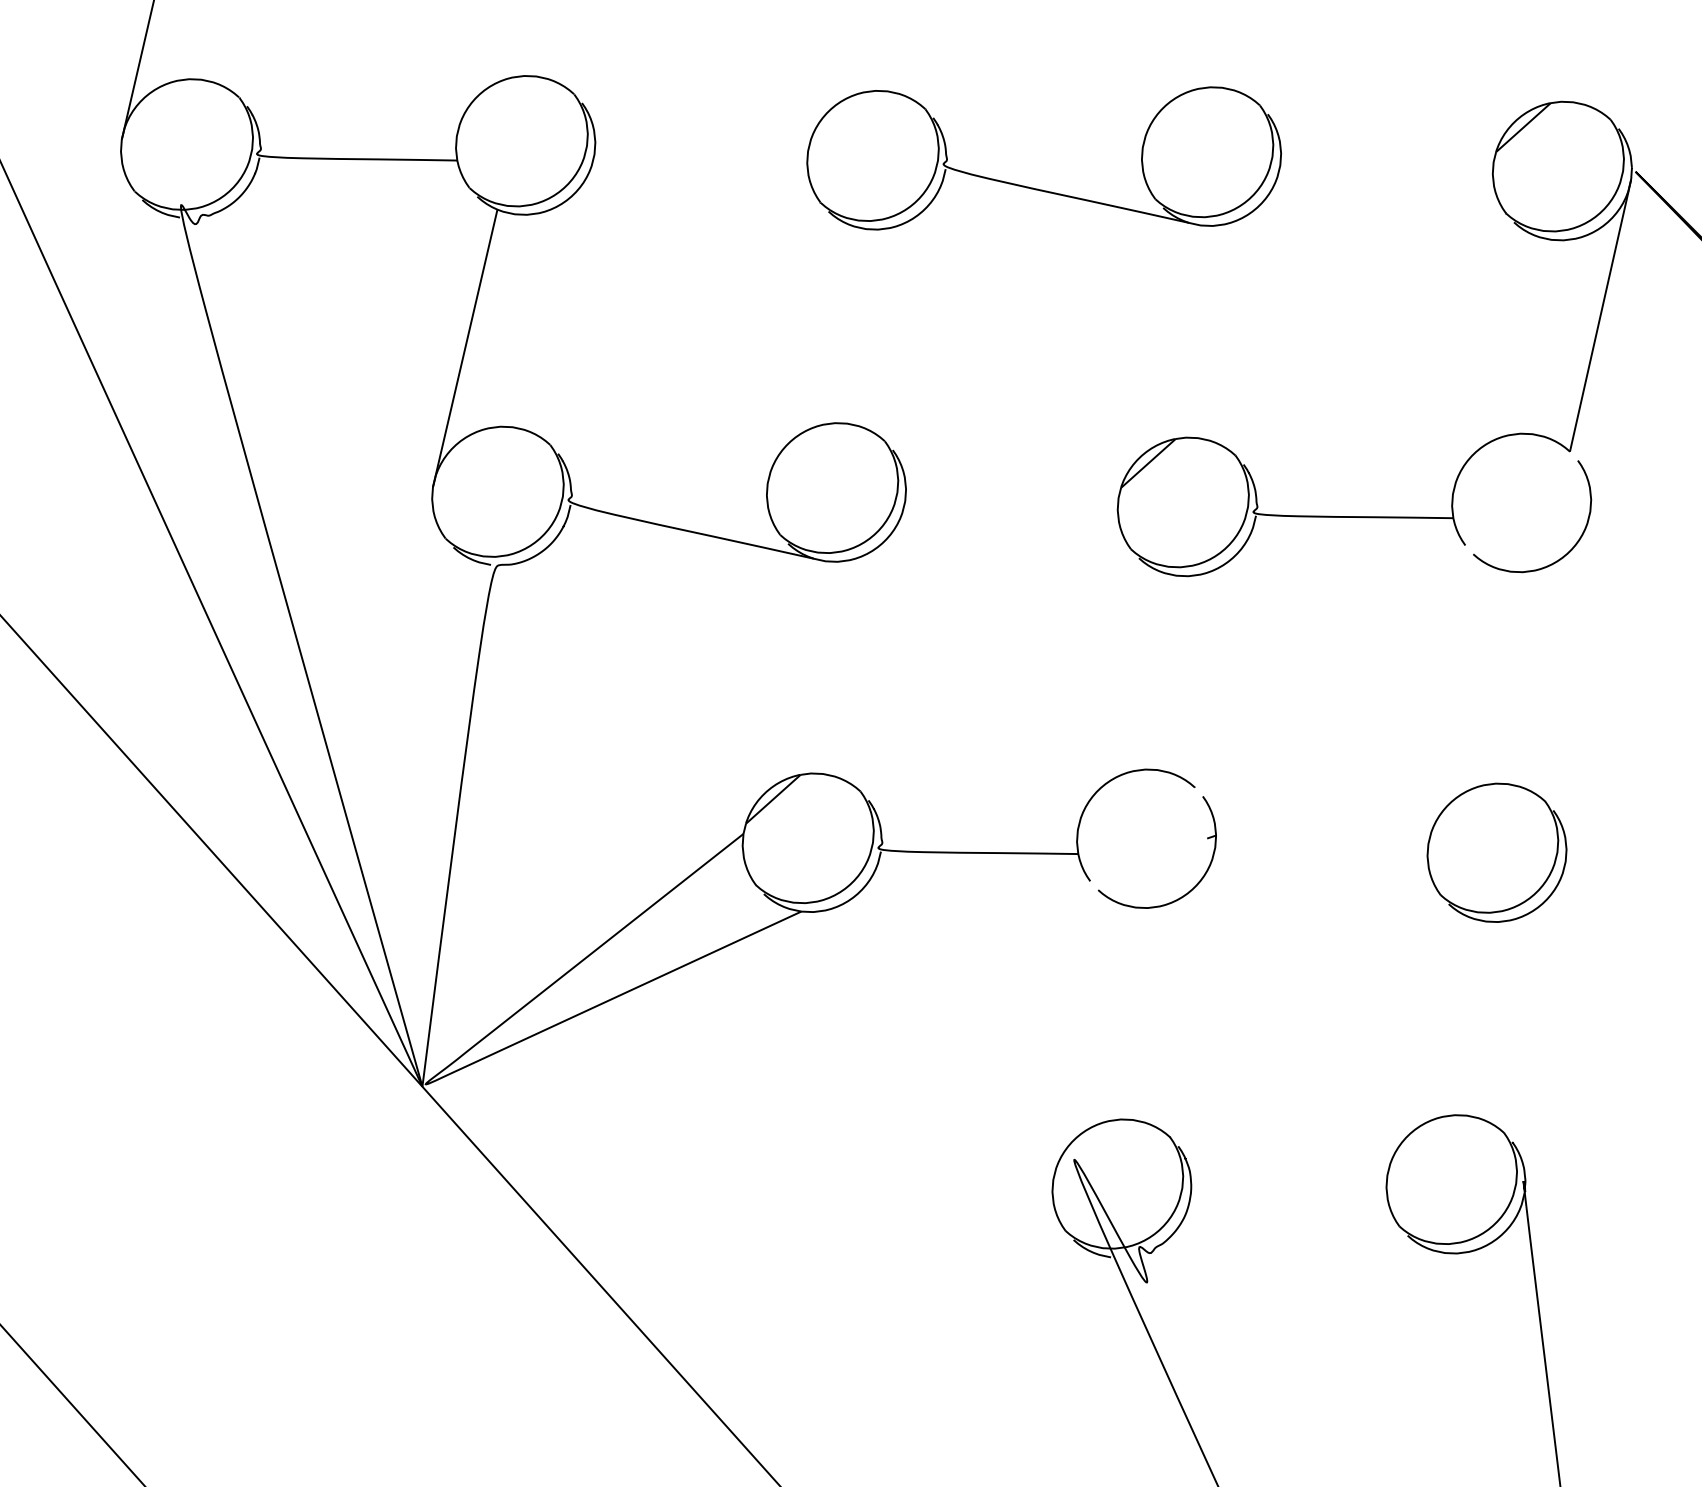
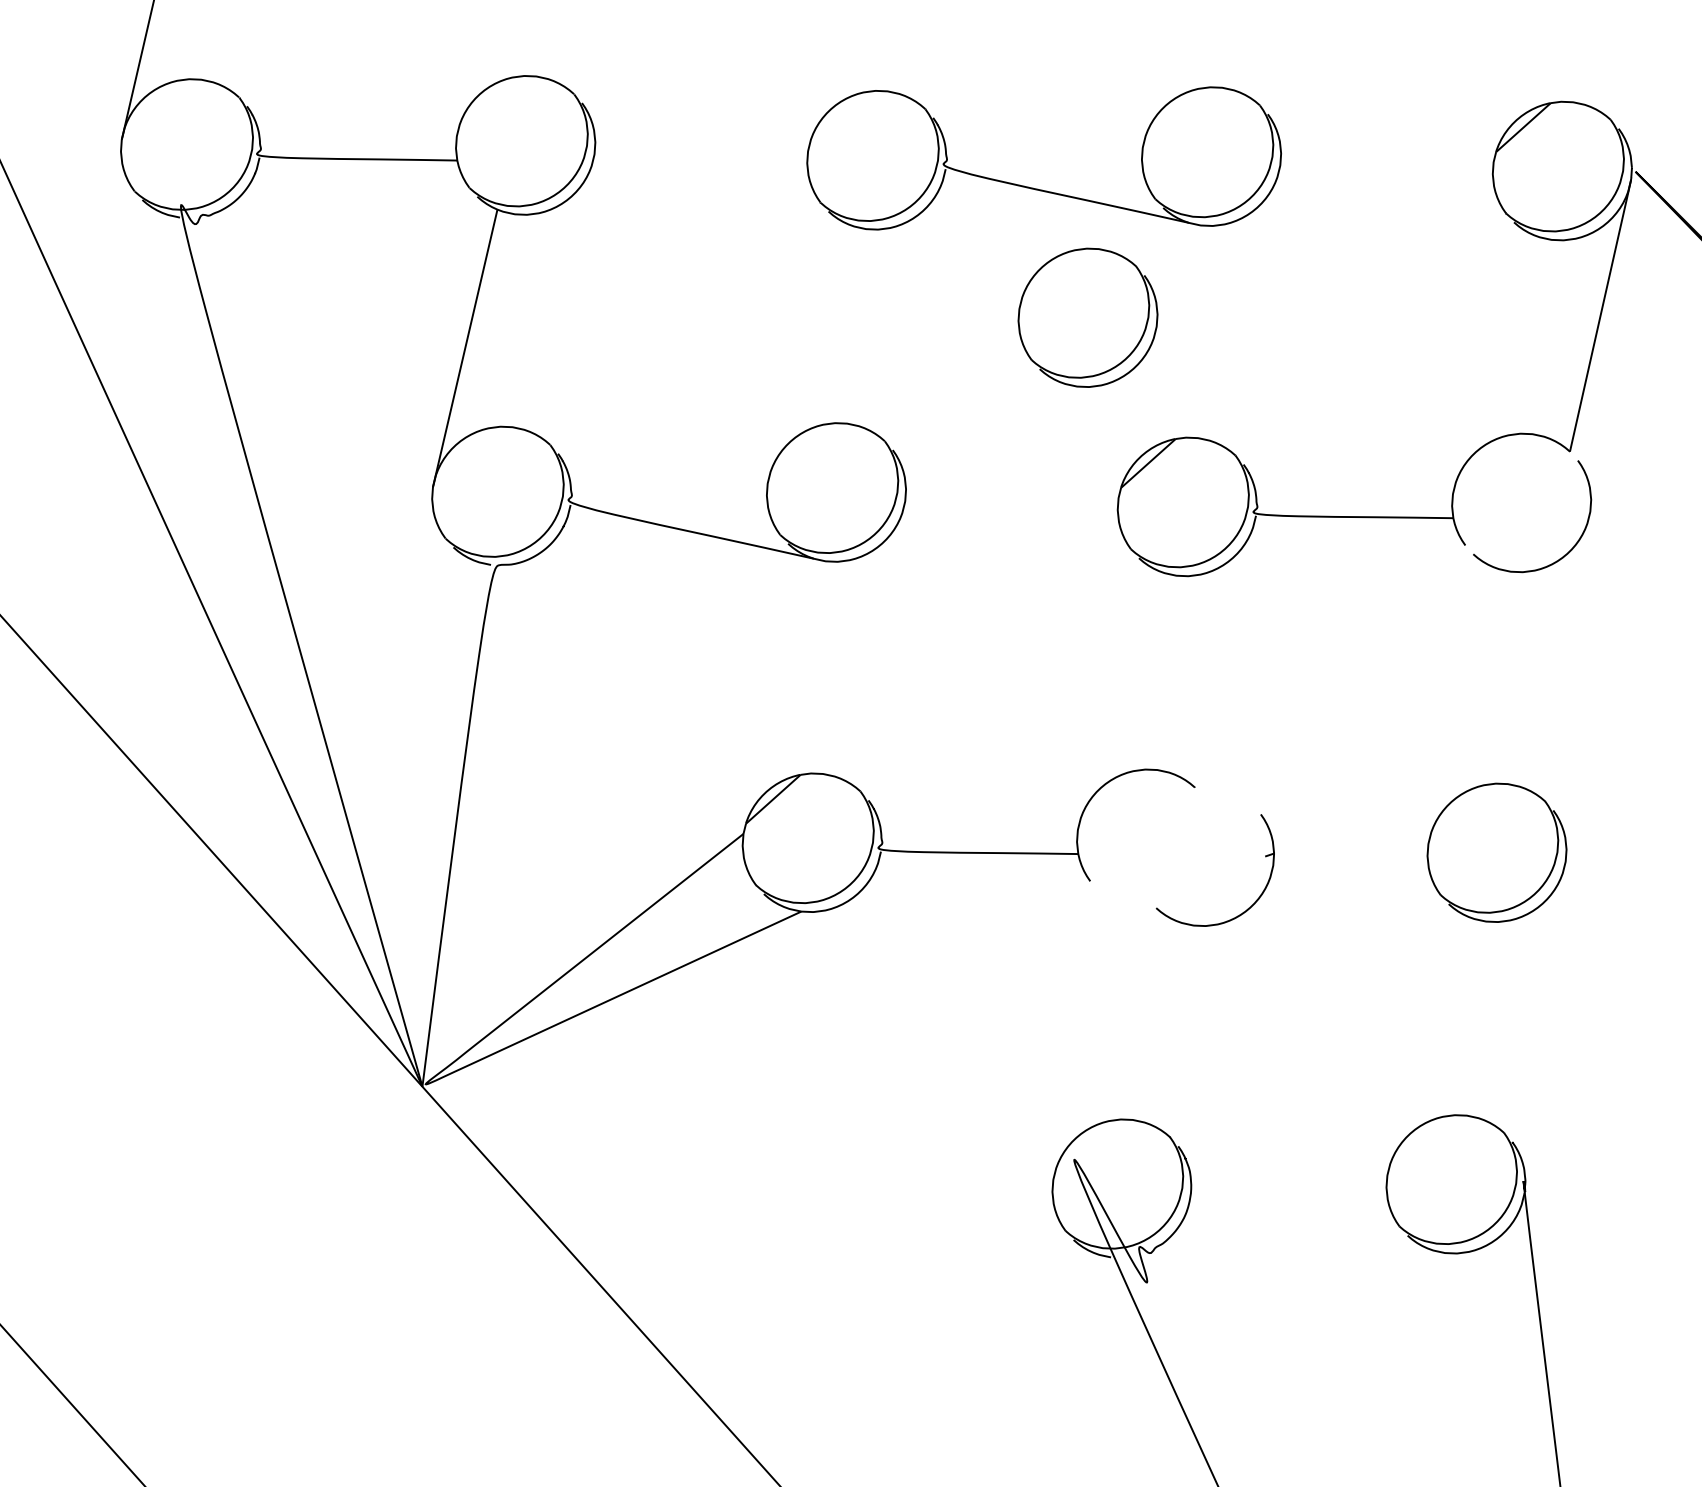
part: none -> present (1087, 317)
part position: (1185, 893) -> (1243, 911) (1243, 911)
